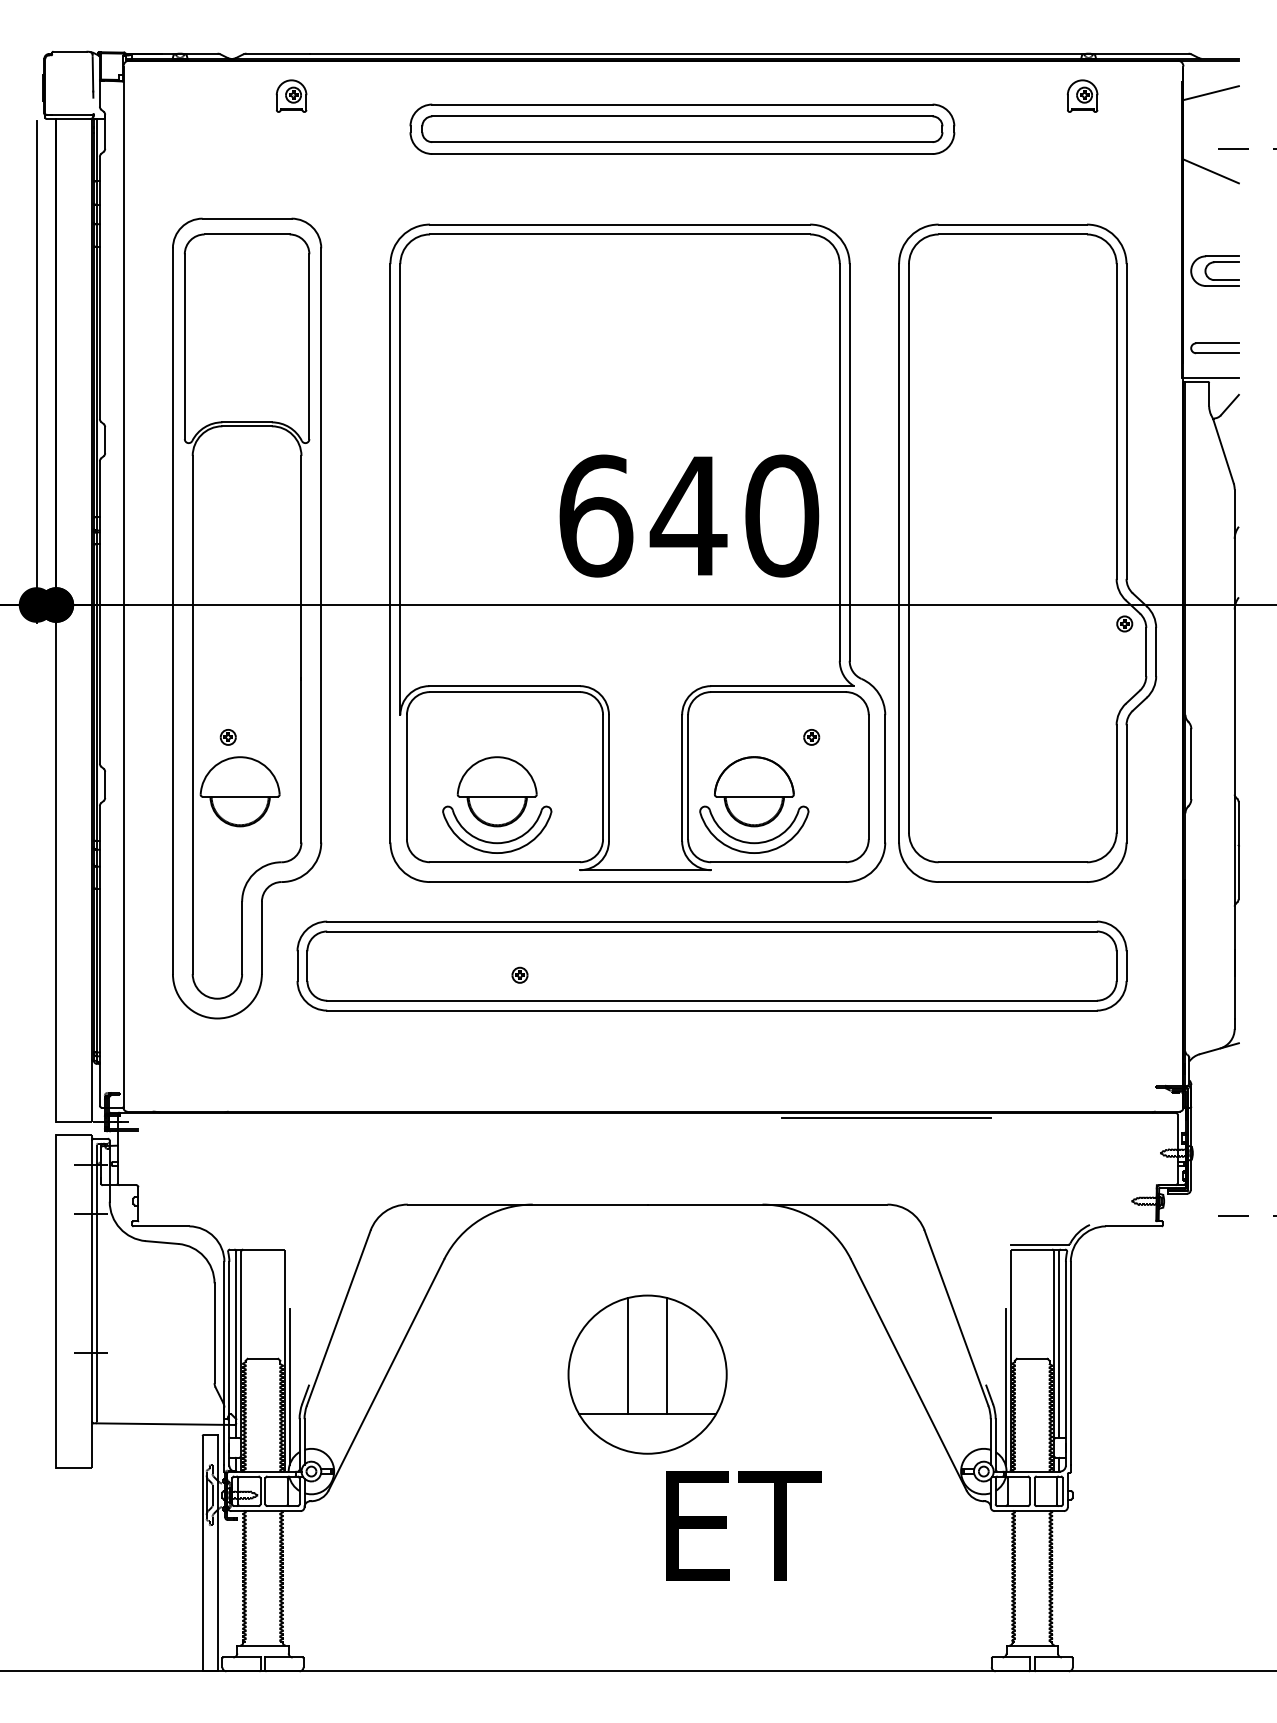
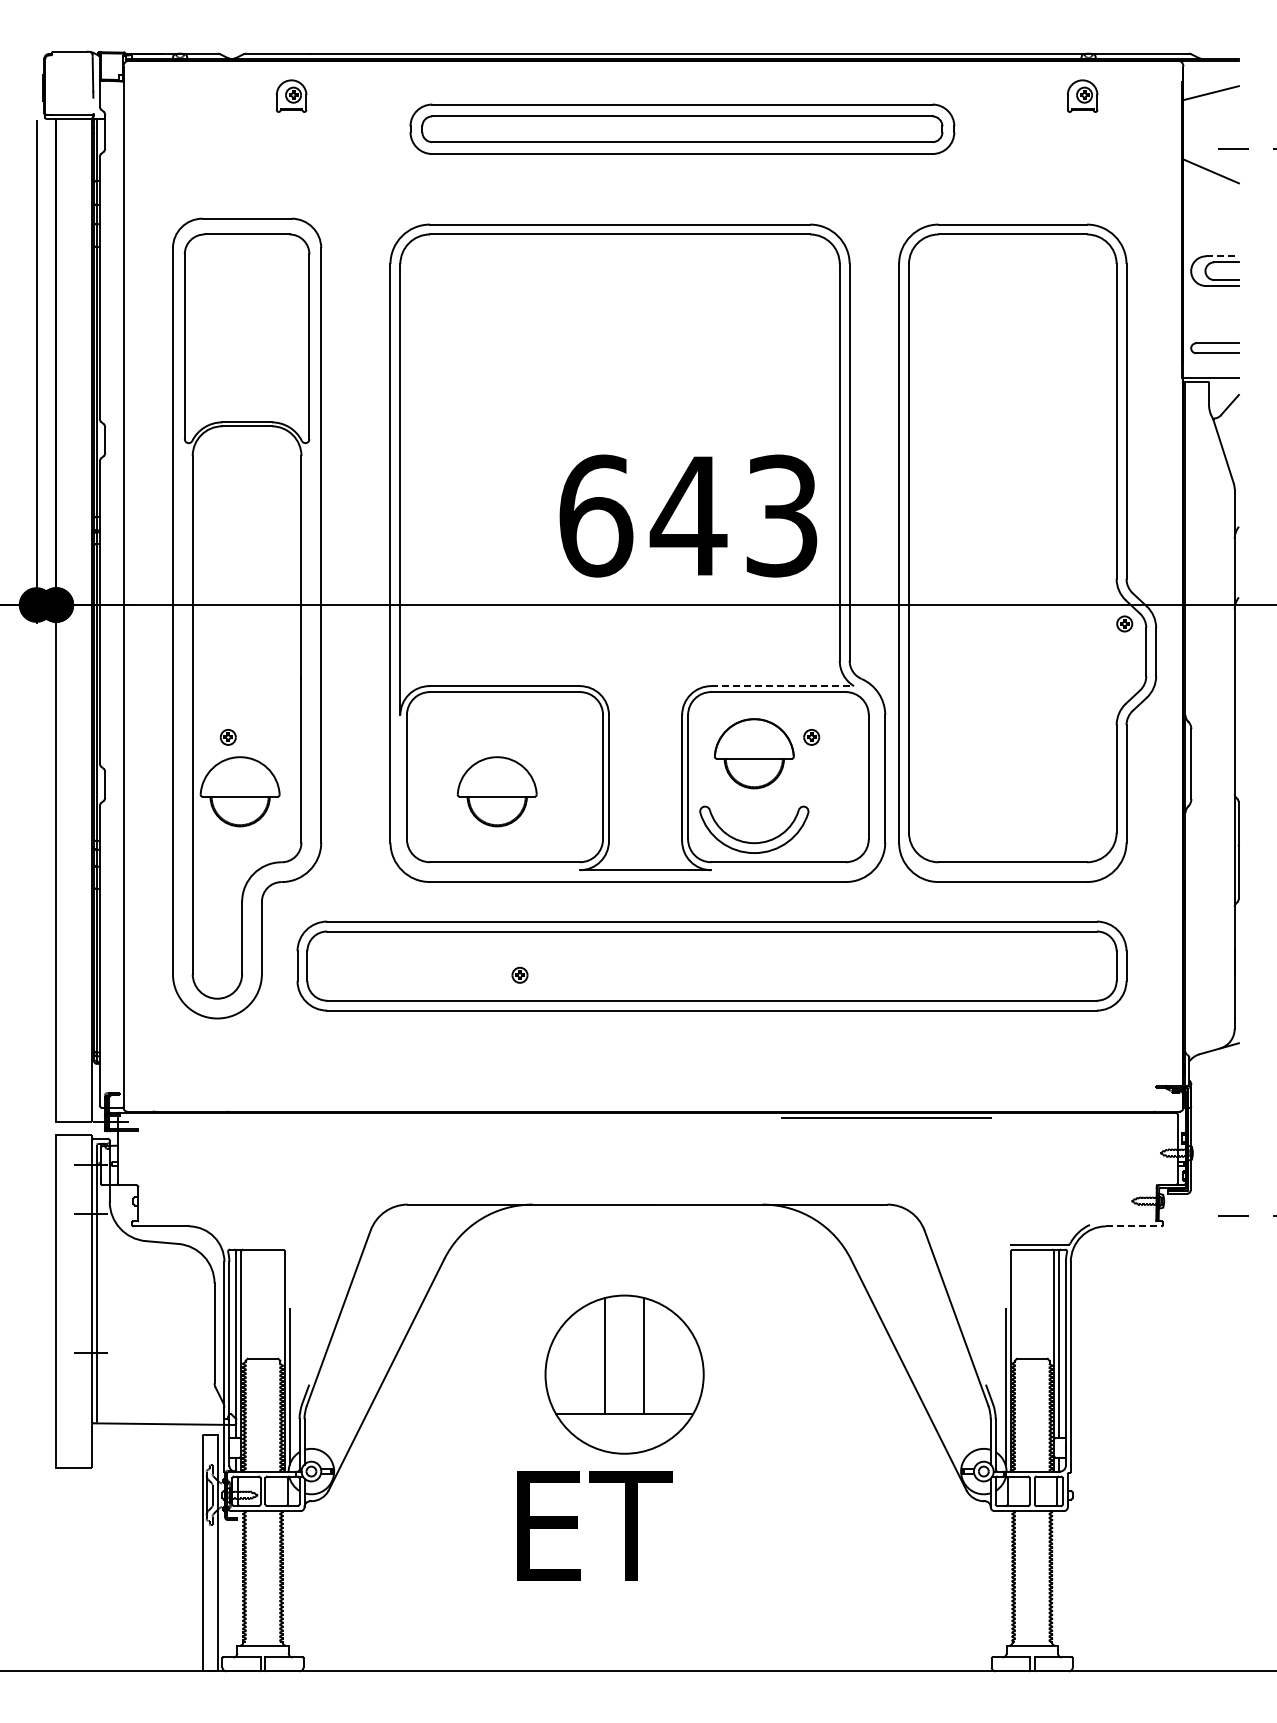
line: solid -> dashed (1222, 256)
text: 640 -> 643 (782, 515)
line: solid -> dashed (783, 686)
part position: (753, 791) -> (753, 753) (753, 753)
part: present -> none (497, 842)
line: solid -> dashed (1133, 1226)
part position: (647, 1374) -> (624, 1374) (624, 1374)
text position: (743, 1525) -> (594, 1525) (594, 1525)
